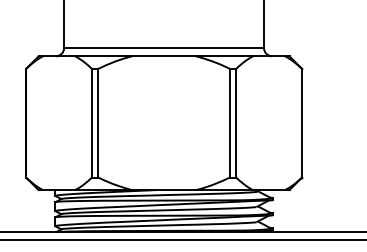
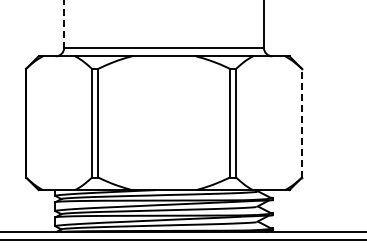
line: solid -> dashed (64, 24)
line: solid -> dashed (302, 122)
